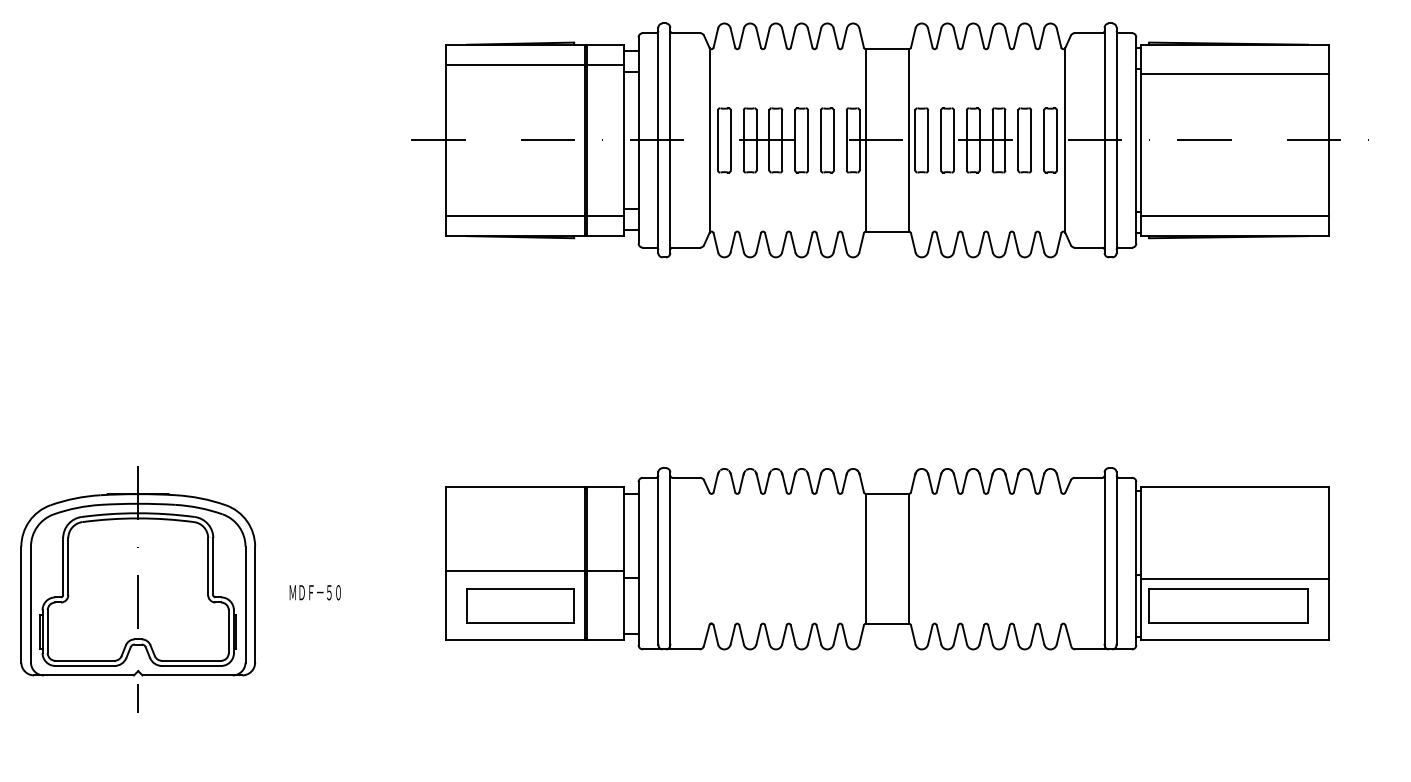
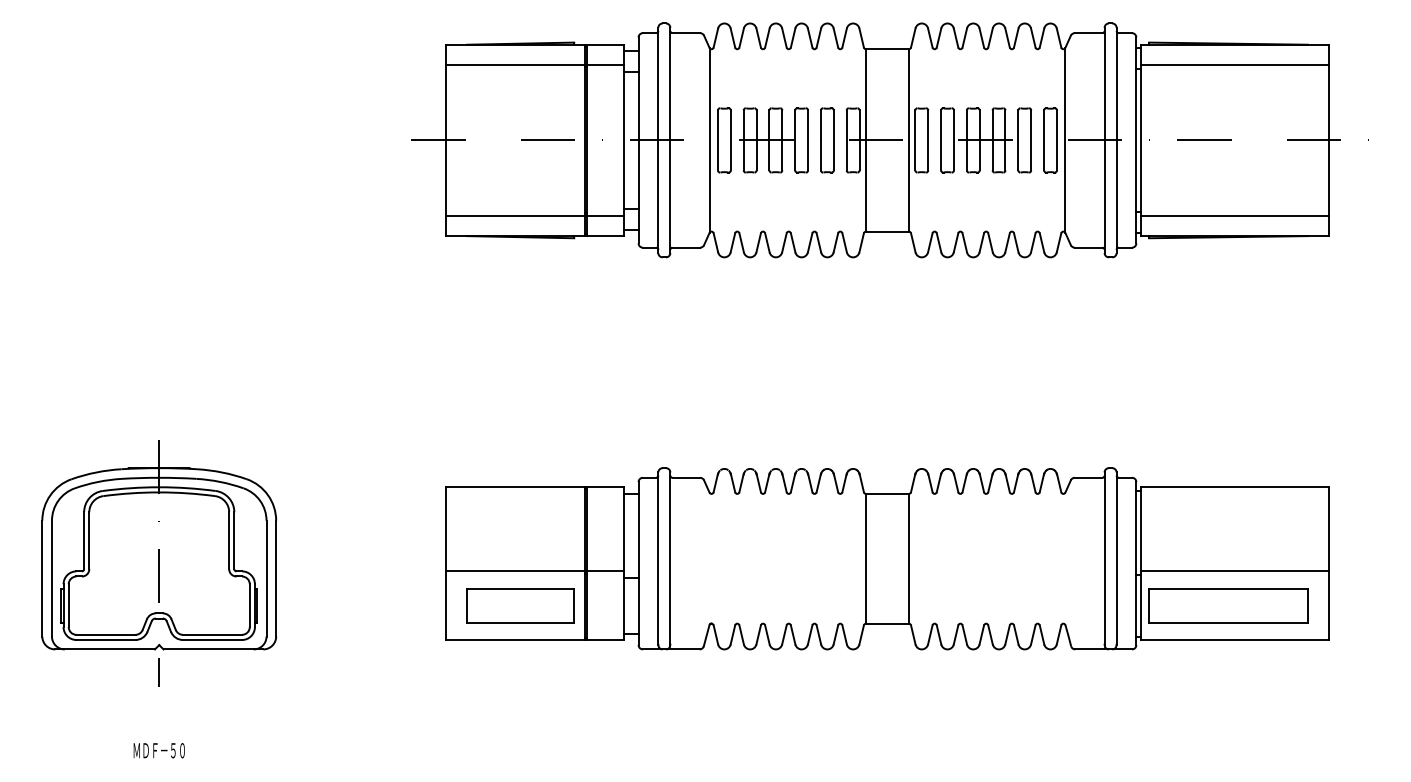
line position: (1234, 74) -> (1234, 65) (1234, 65)
line position: (1234, 579) -> (1234, 571) (1234, 571)
part position: (137, 589) -> (158, 563) (158, 563)
text position: (314, 592) -> (158, 750) (158, 750)
